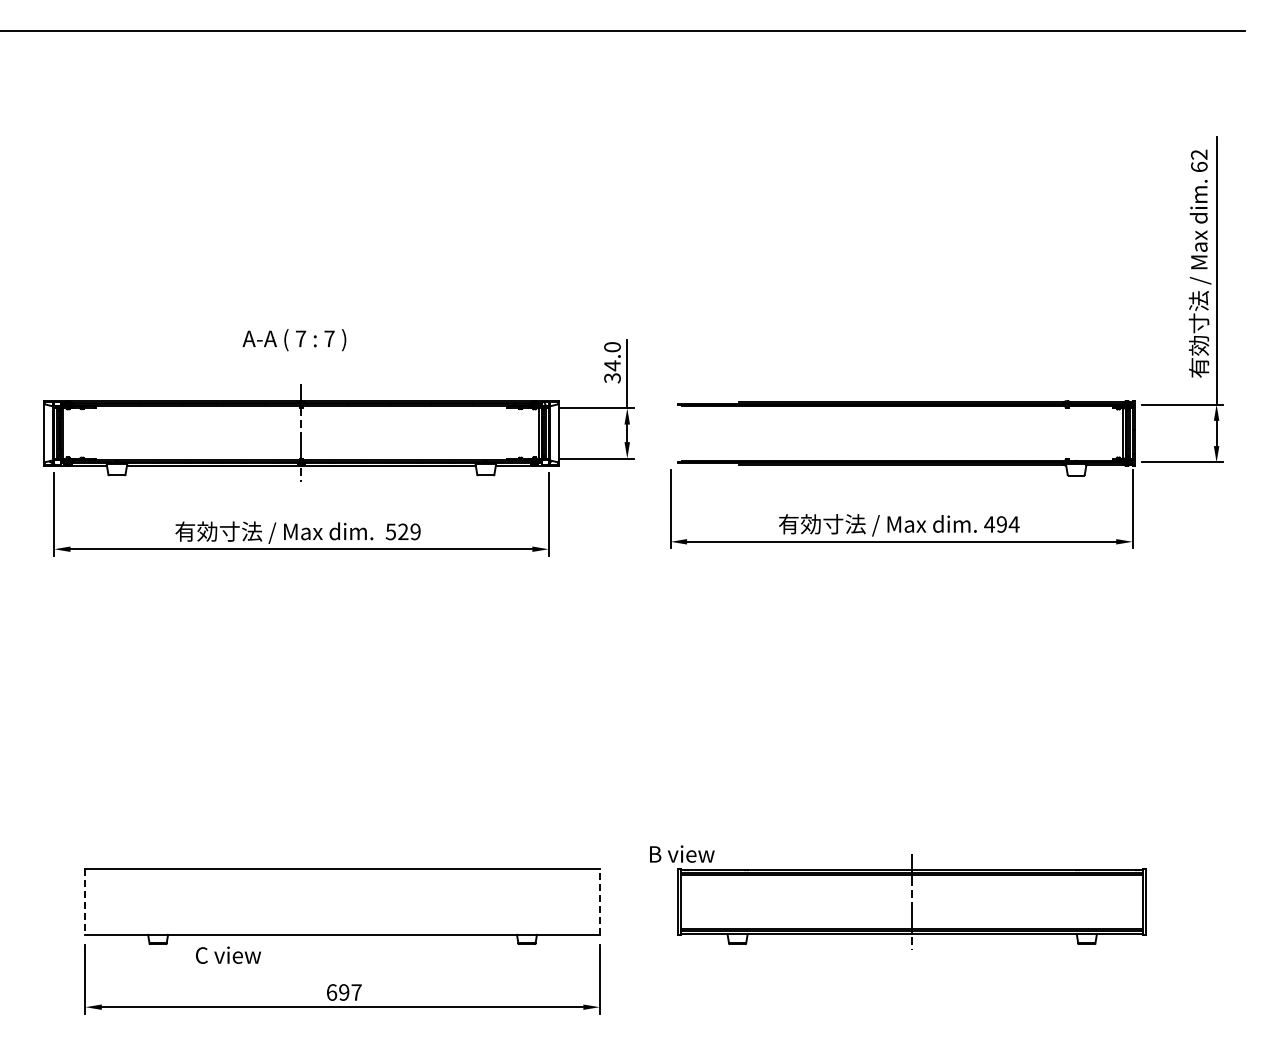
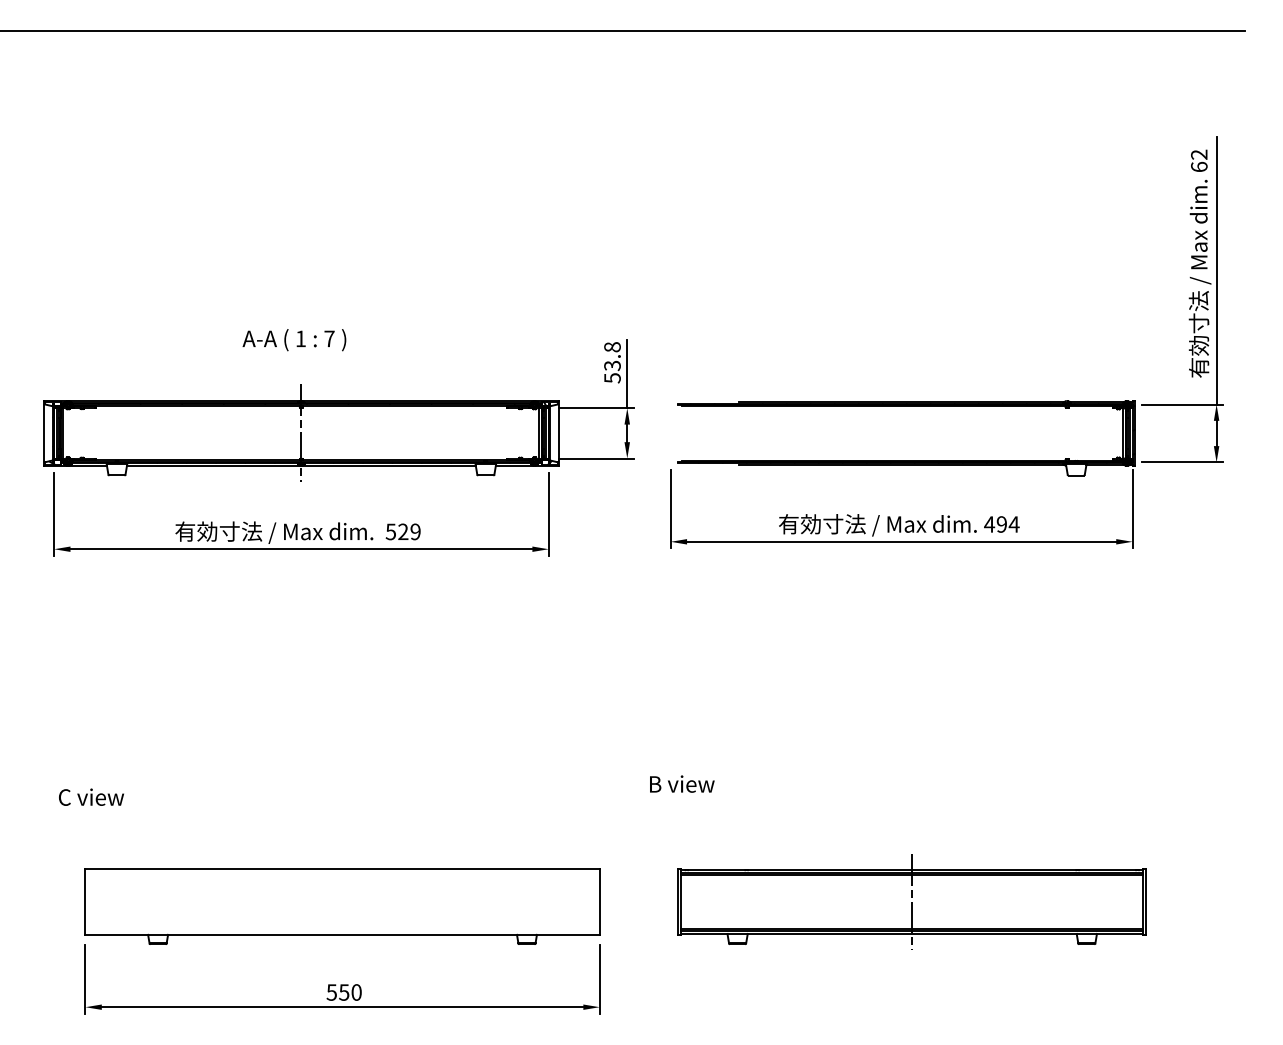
text: 7 -> 1 (301, 338)
text: 34.0 -> 53.8 (612, 362)
text position: (682, 853) -> (682, 783) (682, 783)
line: dashed -> solid (85, 902)
line: dashed -> solid (599, 902)
text position: (228, 954) -> (91, 796) (91, 796)
text: 697 -> 550 (343, 992)
